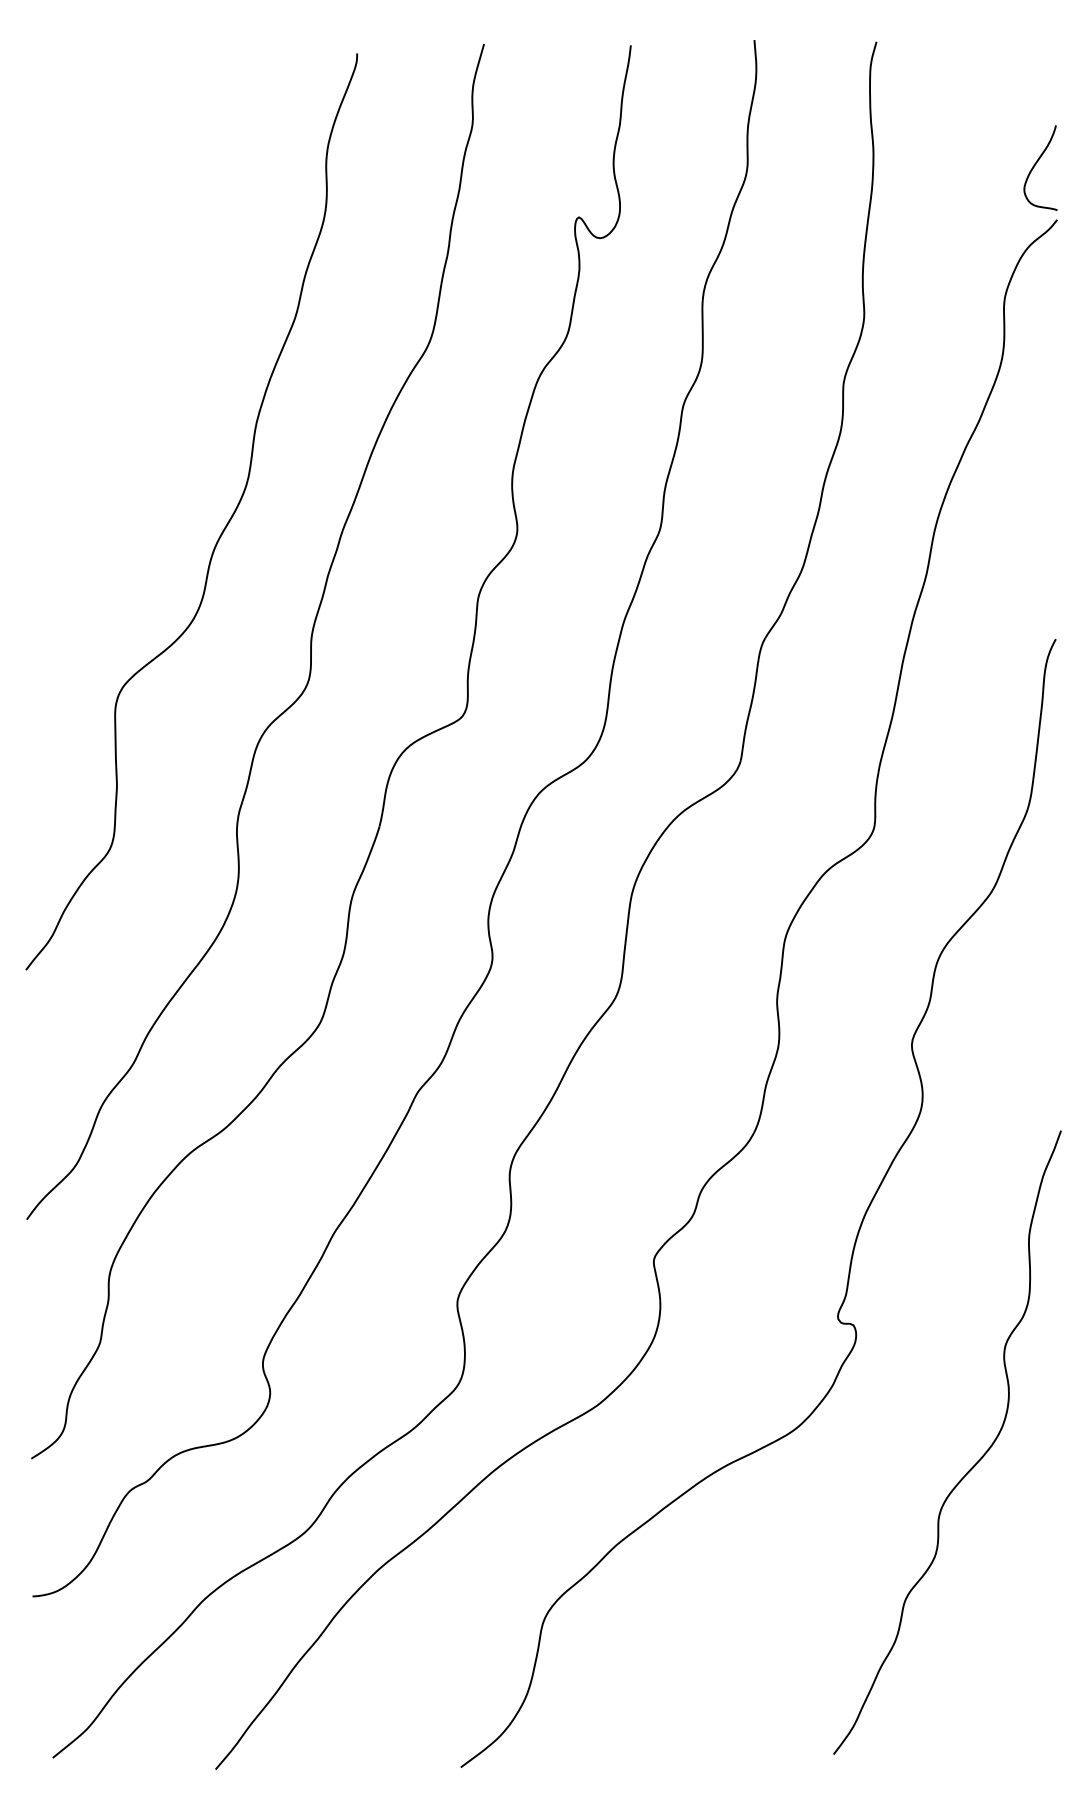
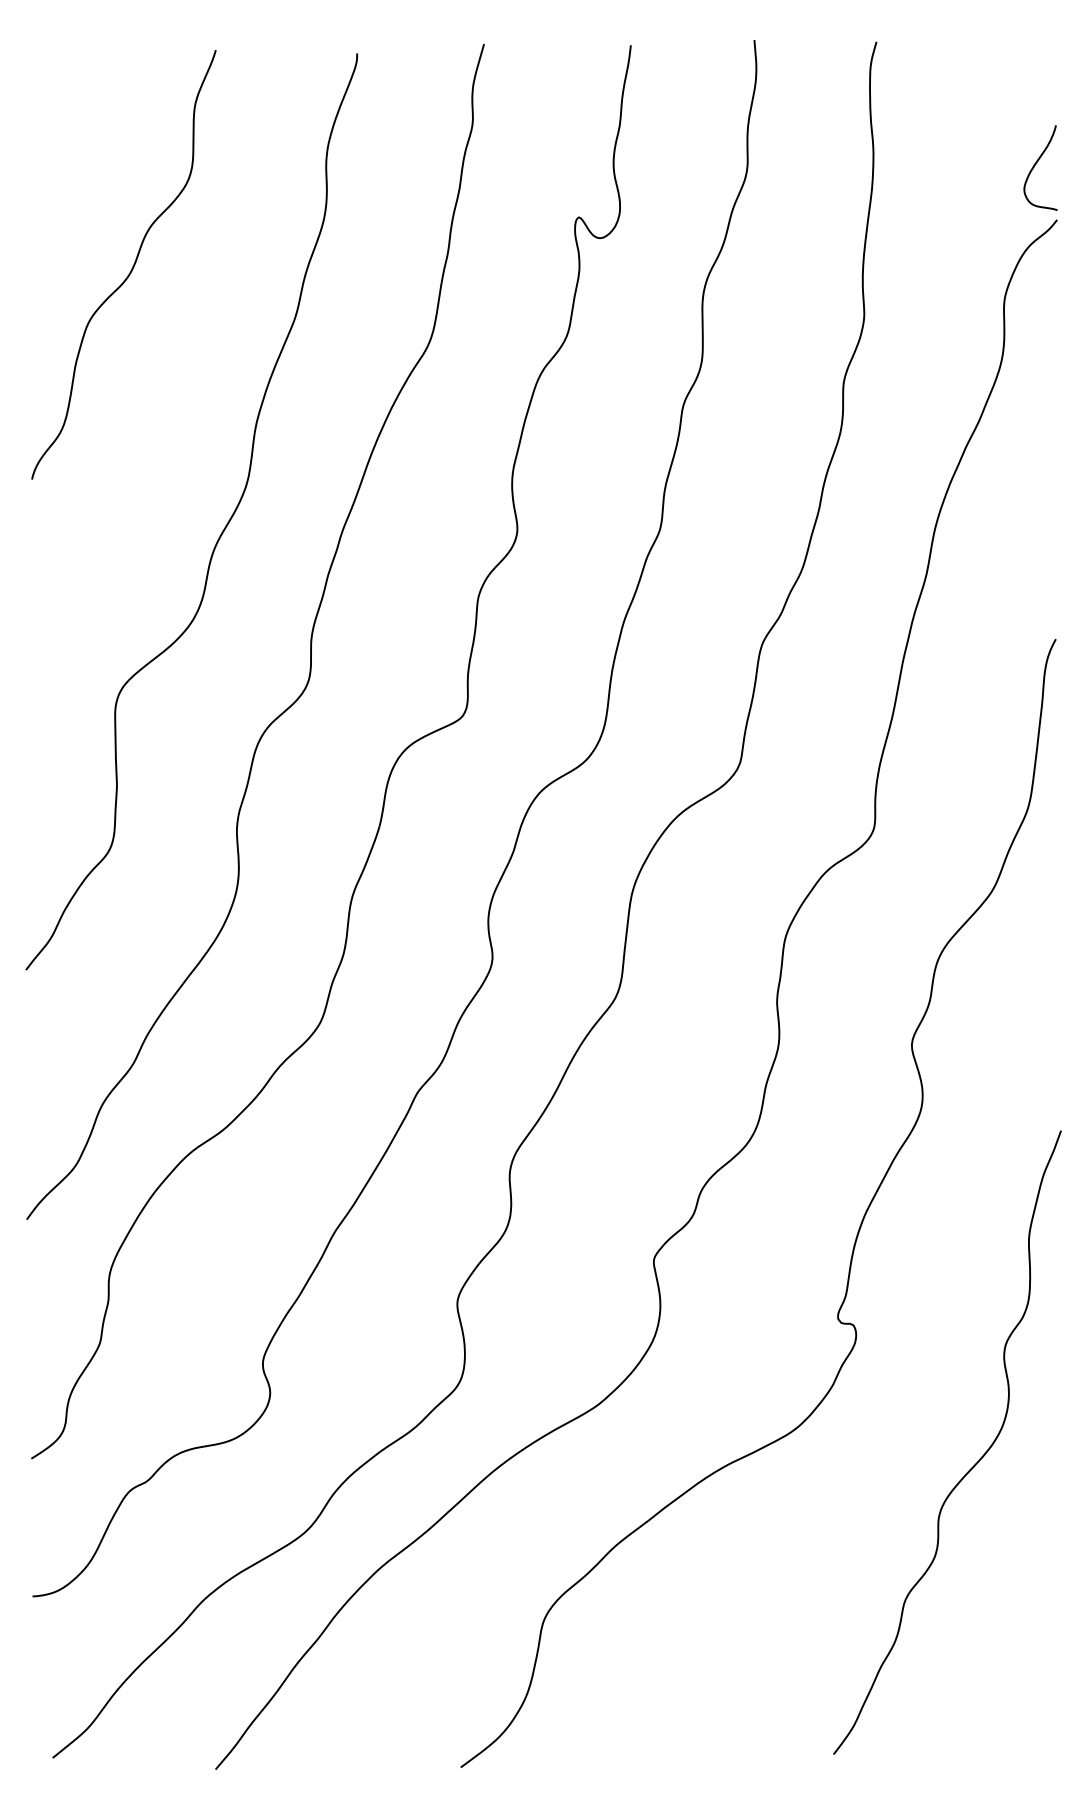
curve: none -> present (131, 268)
